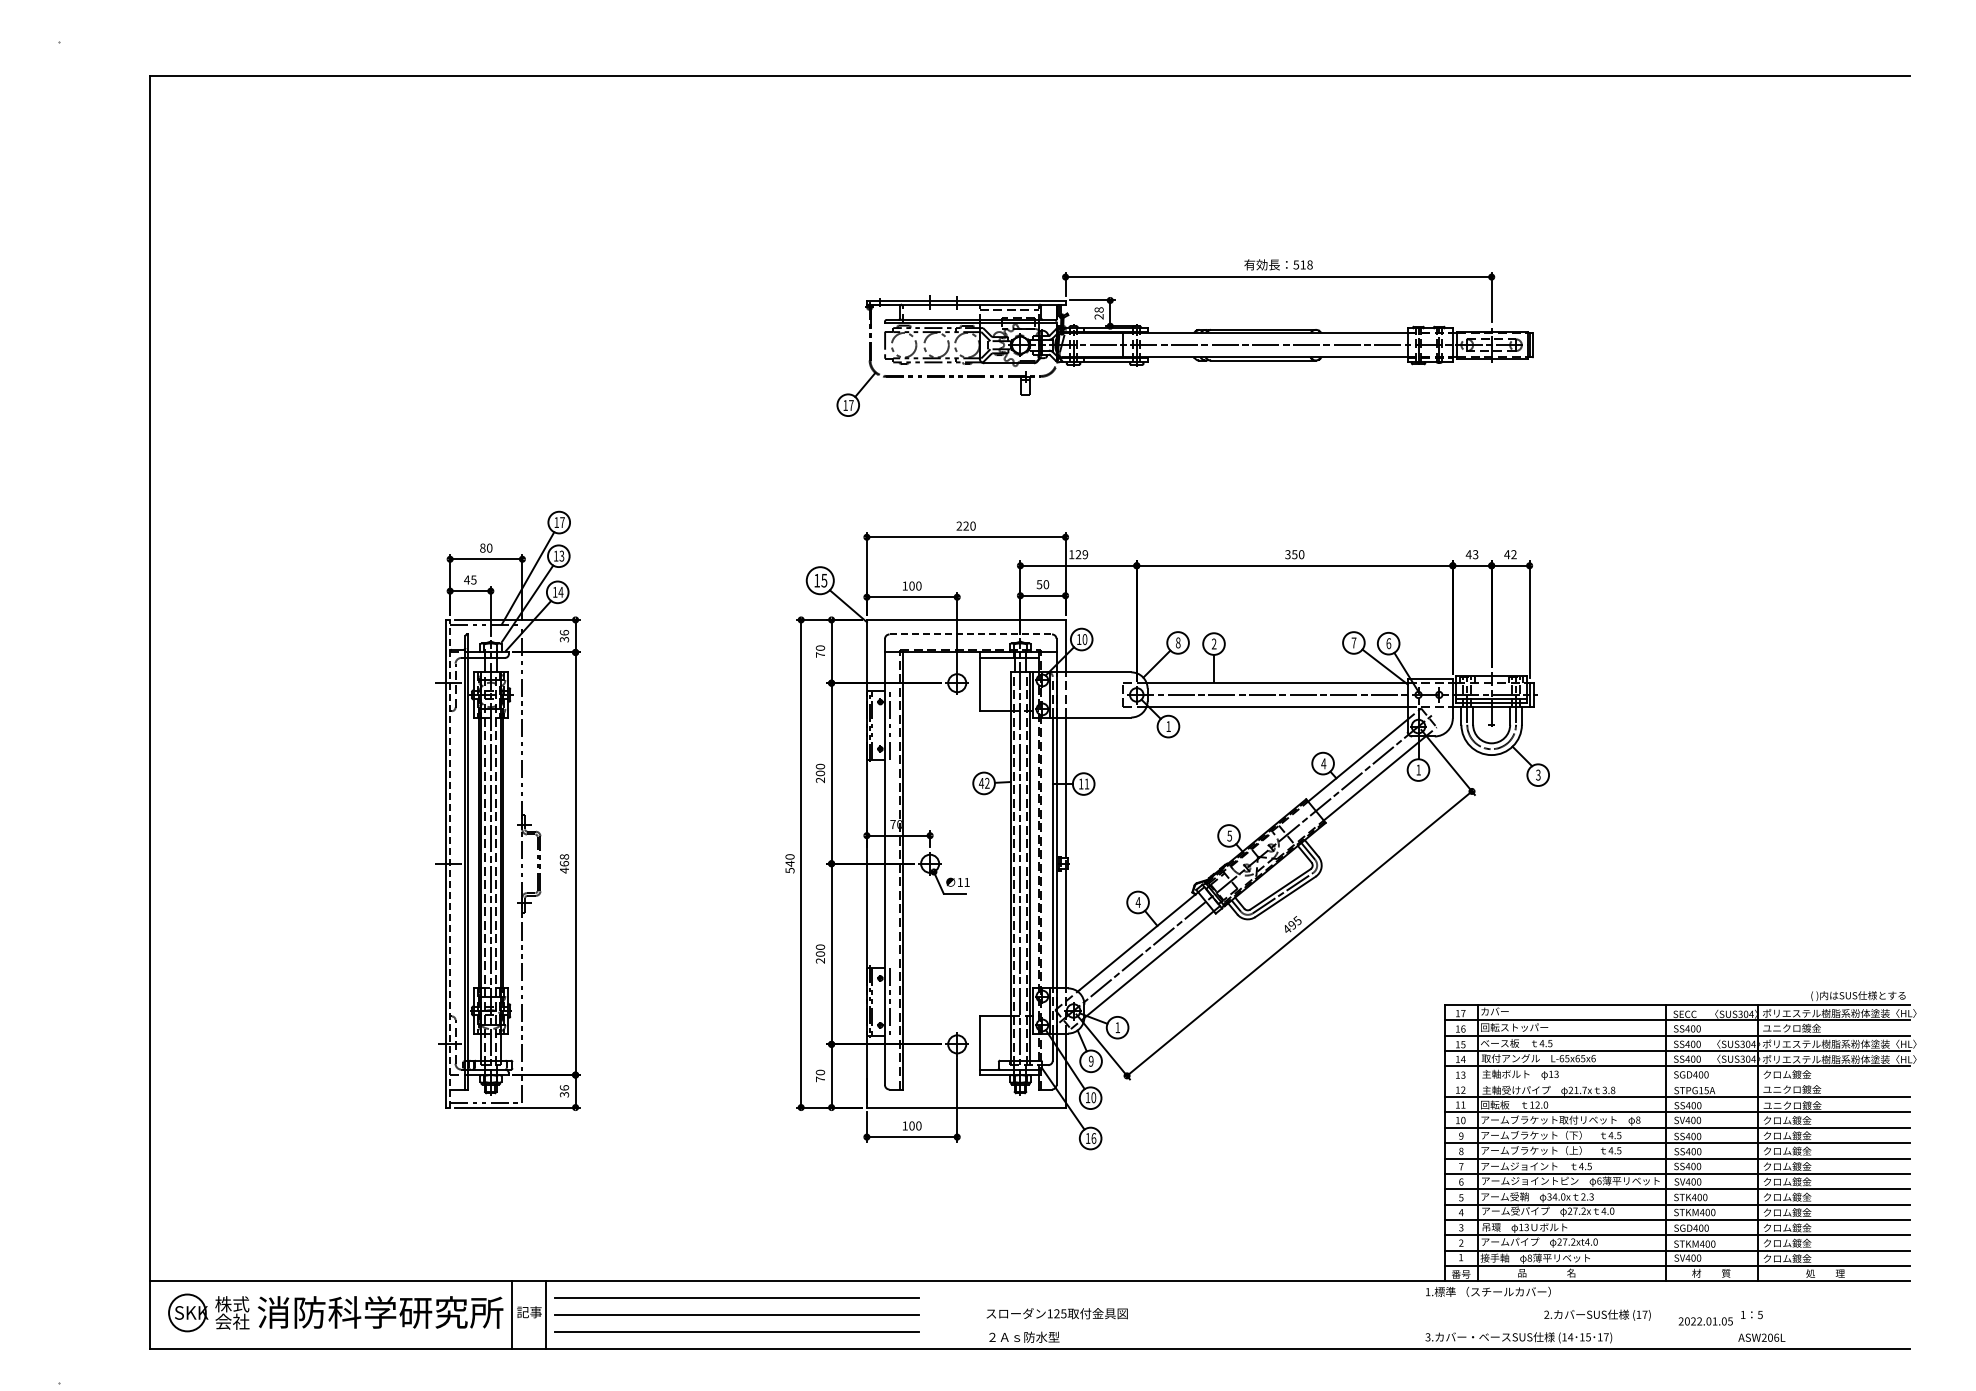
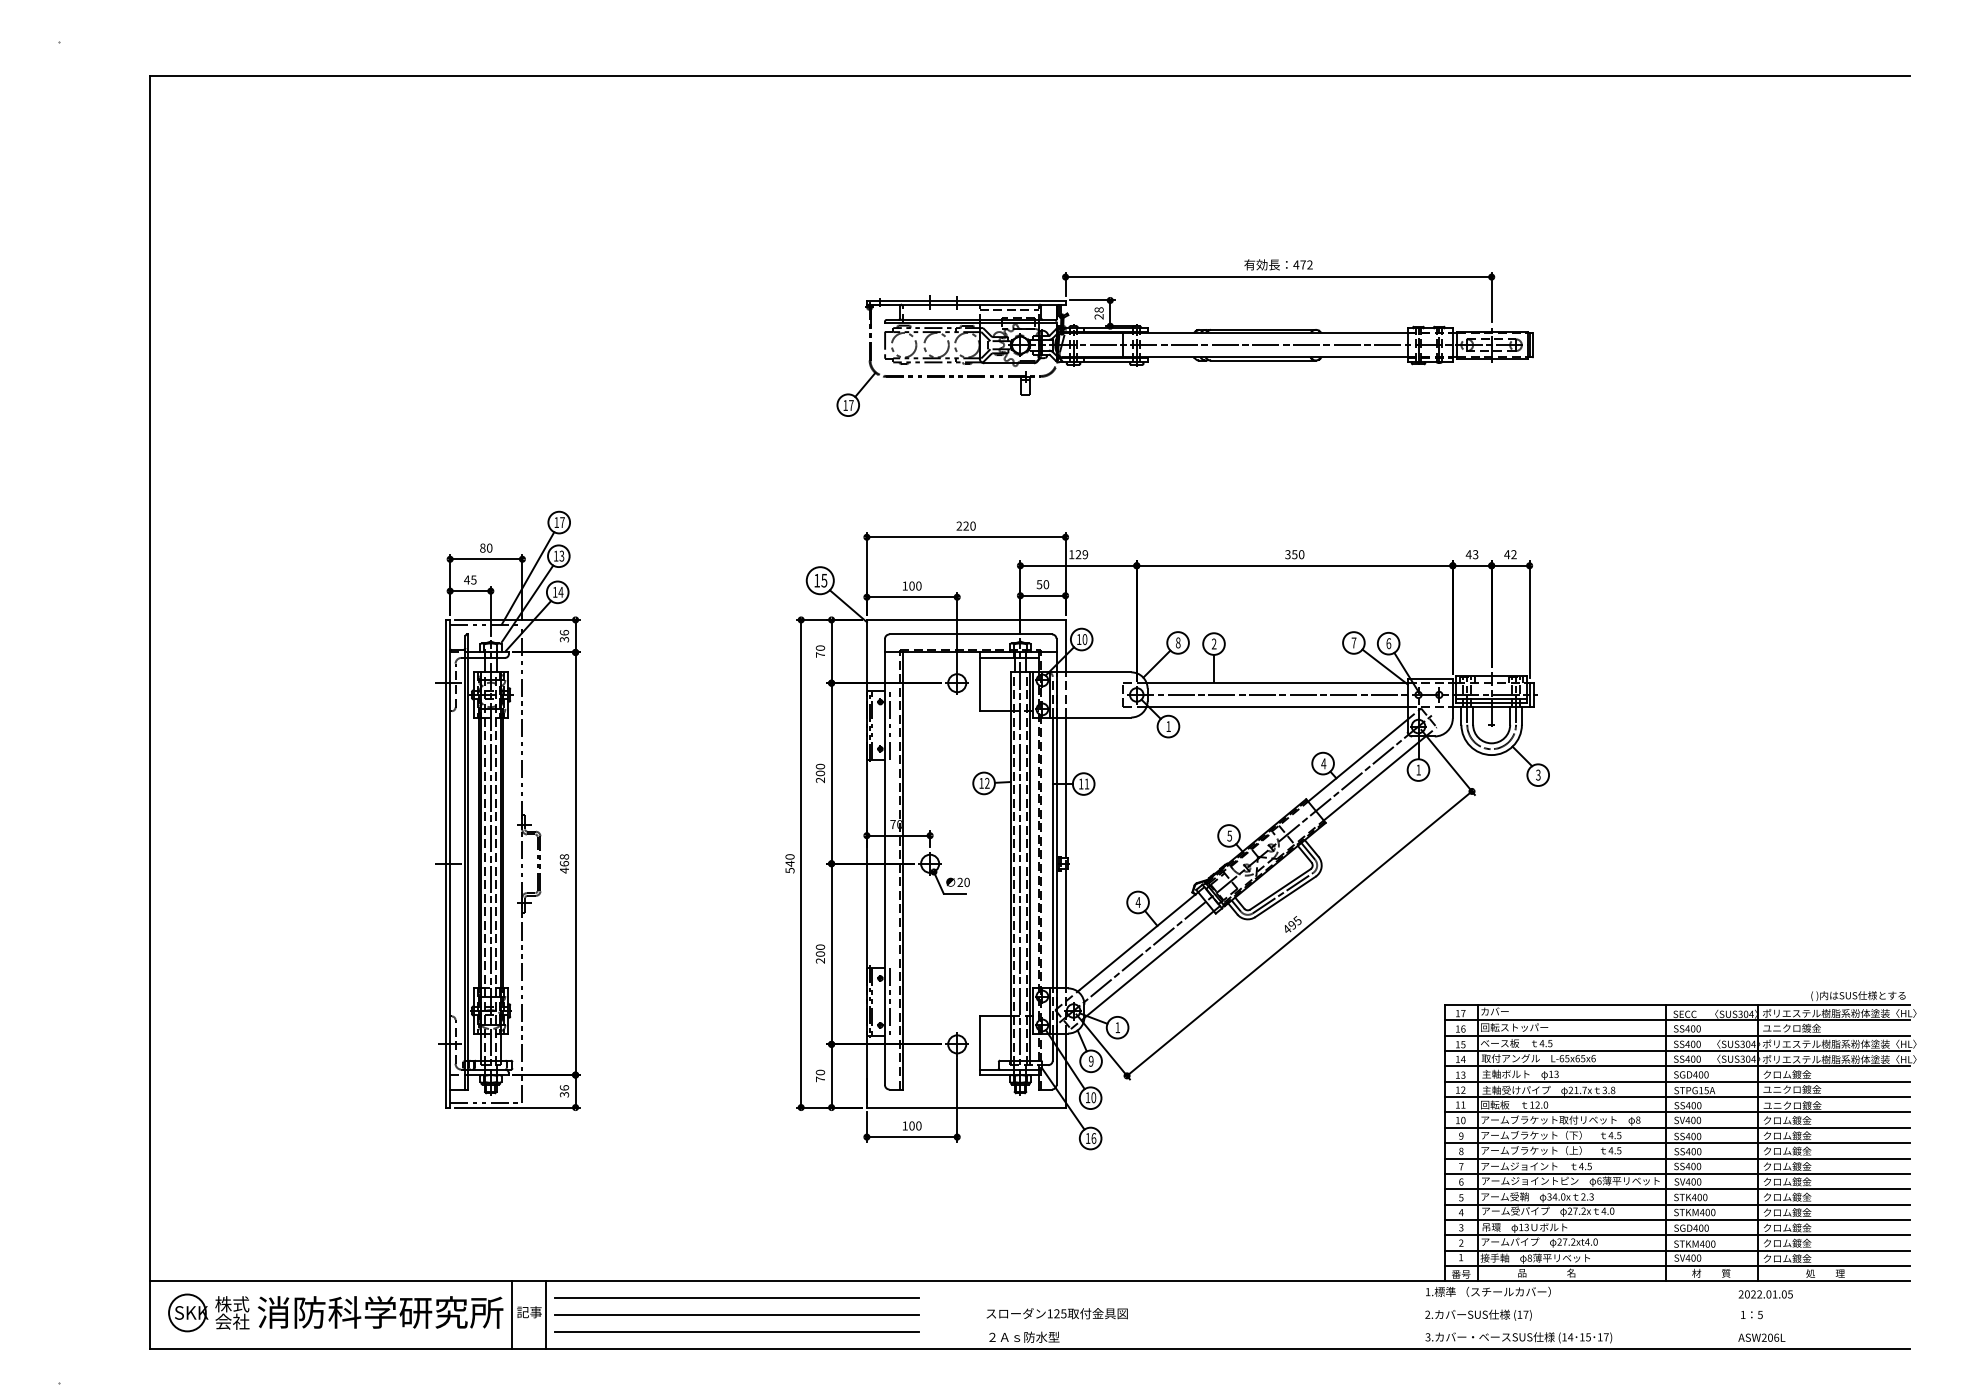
text: 518 -> 472 (1302, 264)
line: dashed -> solid (971, 634)
text: 42 -> 12 (981, 783)
line: dashed -> solid (450, 863)
text: 11 -> 20 (963, 882)
line: none -> present (1677, 1081)
text position: (1597, 1314) -> (1478, 1314) (1478, 1314)
text position: (1705, 1321) -> (1765, 1294) (1765, 1294)
